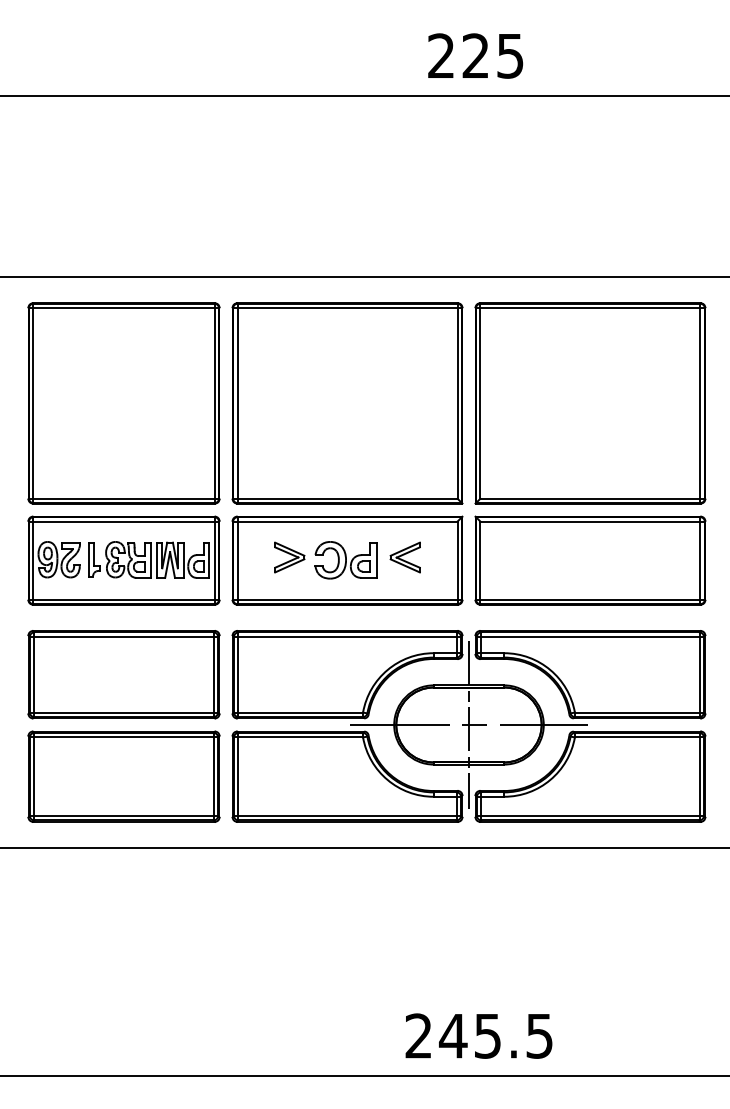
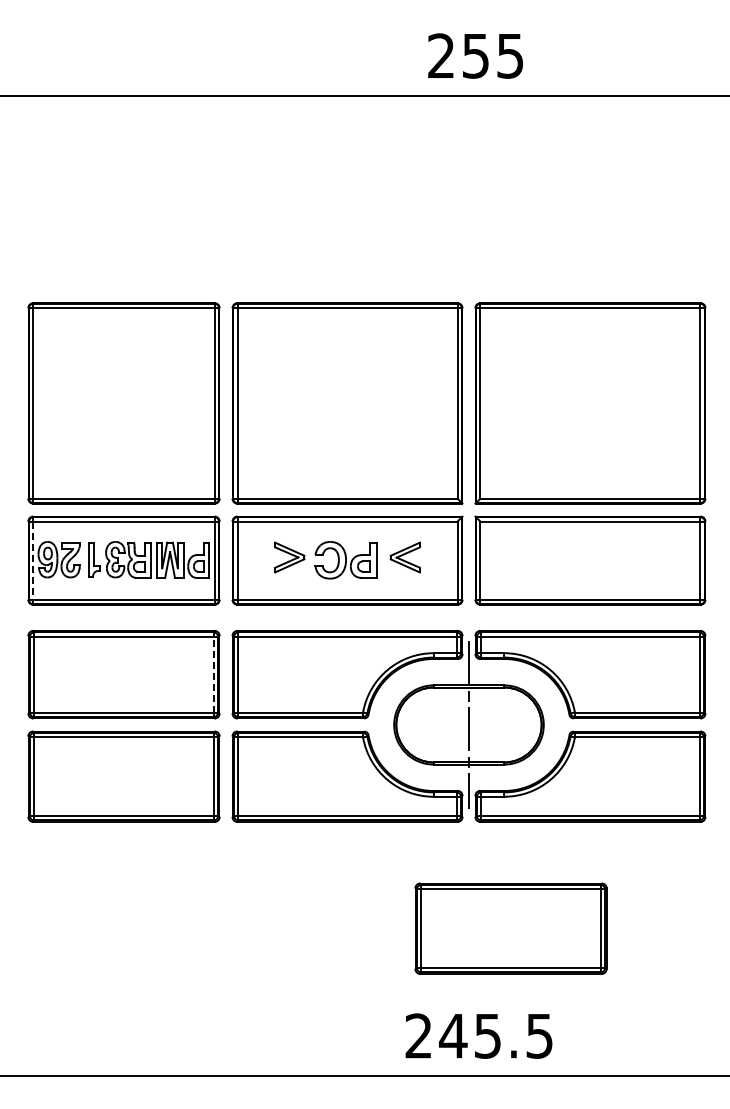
text: 225 -> 255 (475, 55)
line: present -> none (364, 276)
line: solid -> dashed (33, 561)
line: solid -> dashed (213, 674)
line: present -> none (468, 725)
line: present -> none (364, 848)
part: none -> present (510, 928)
